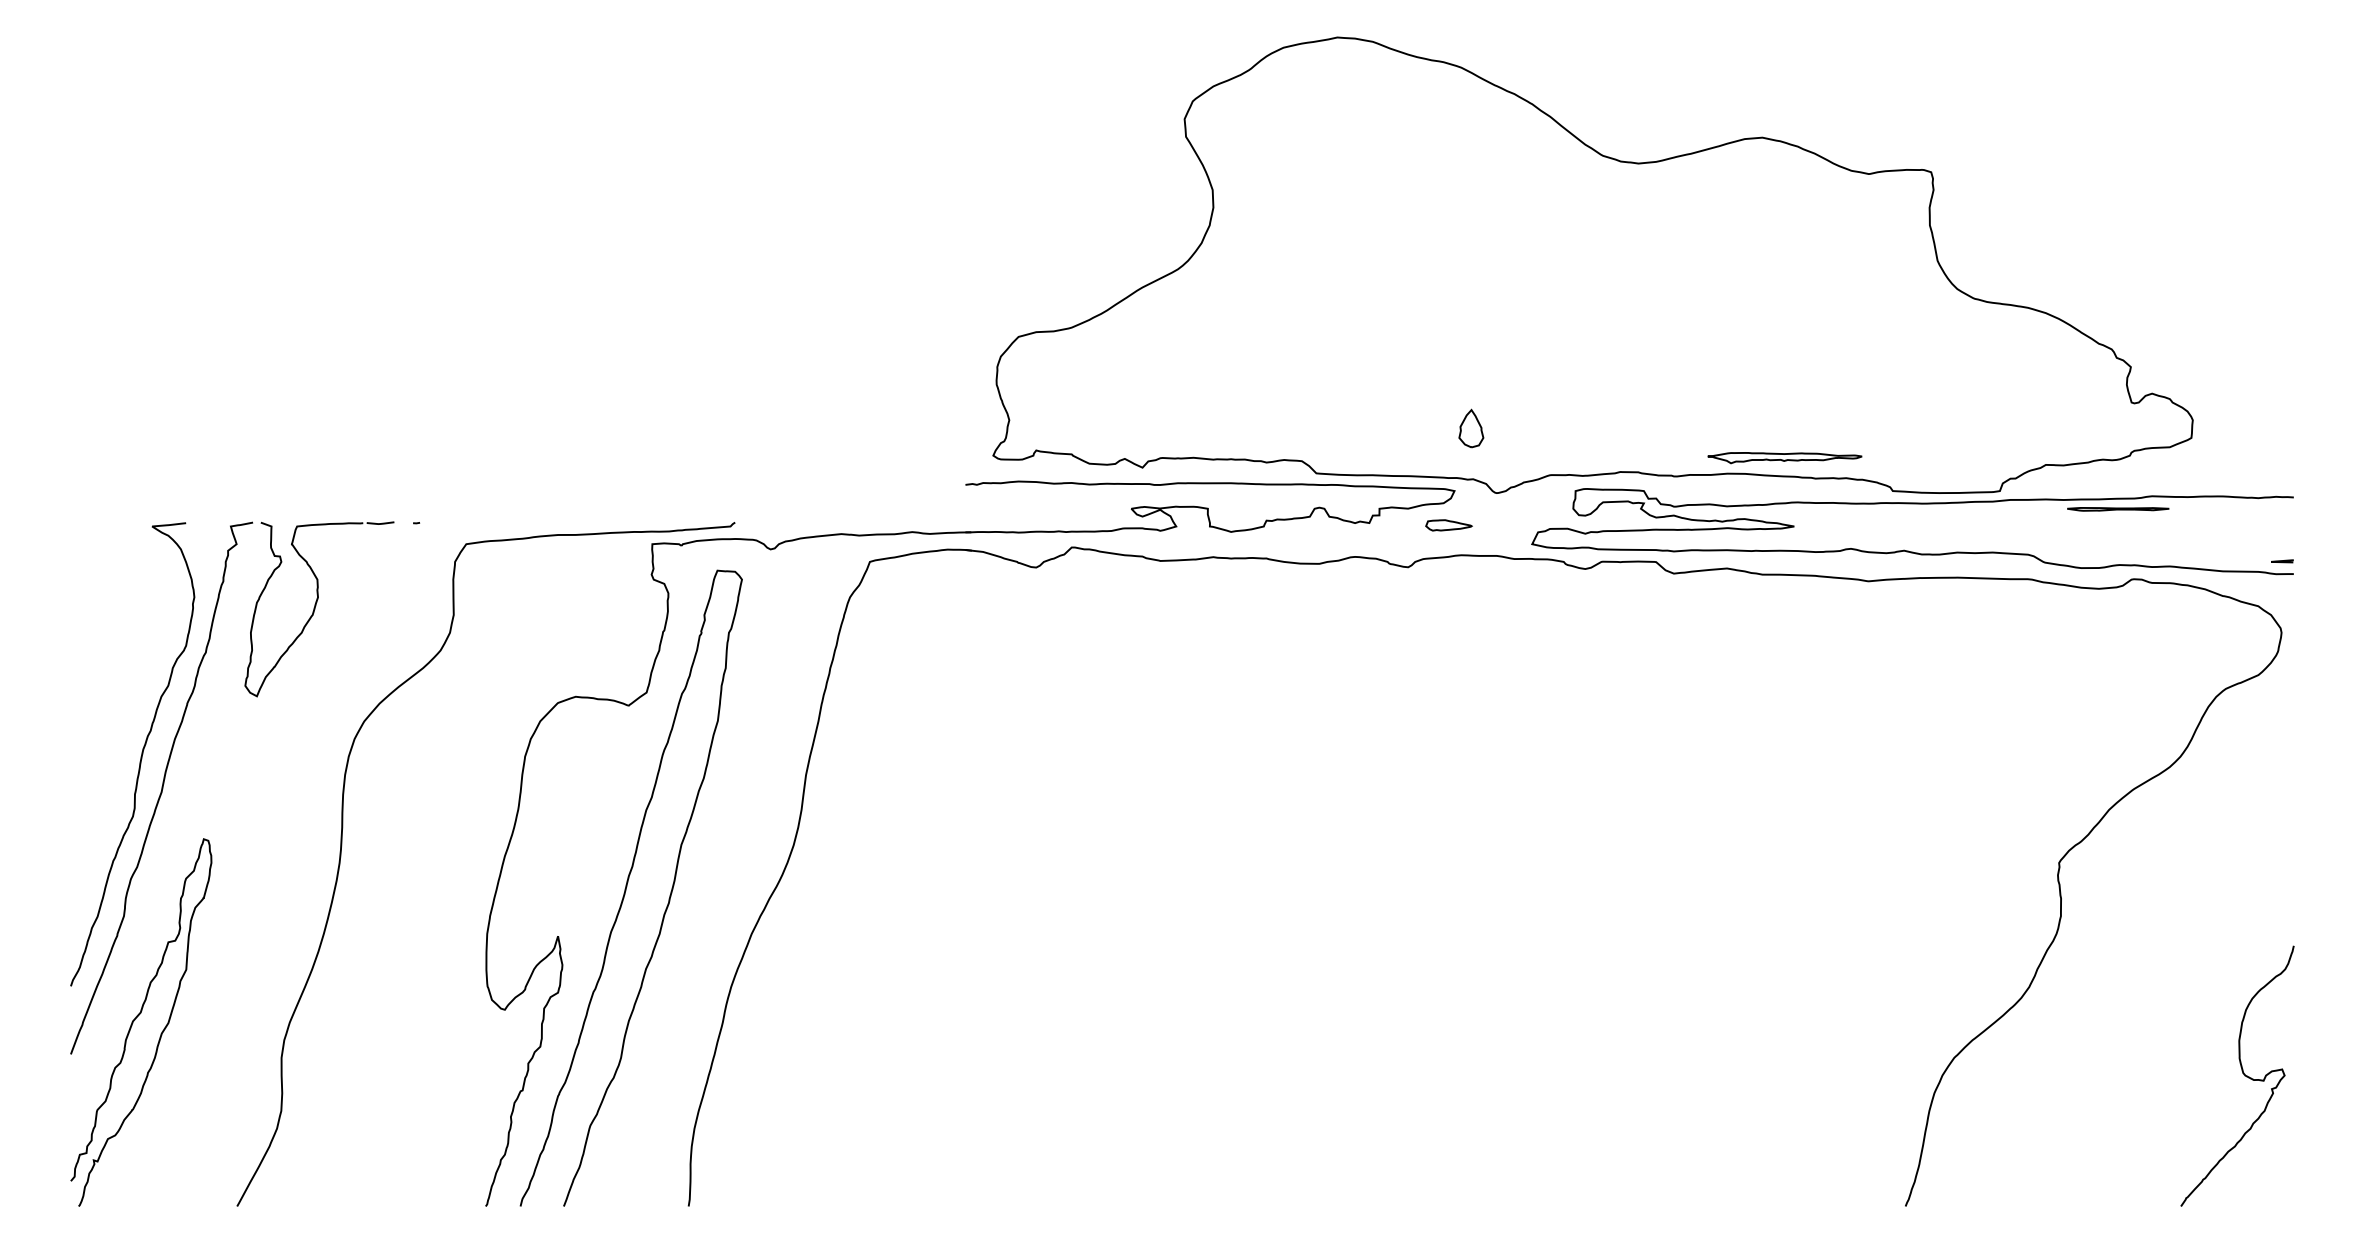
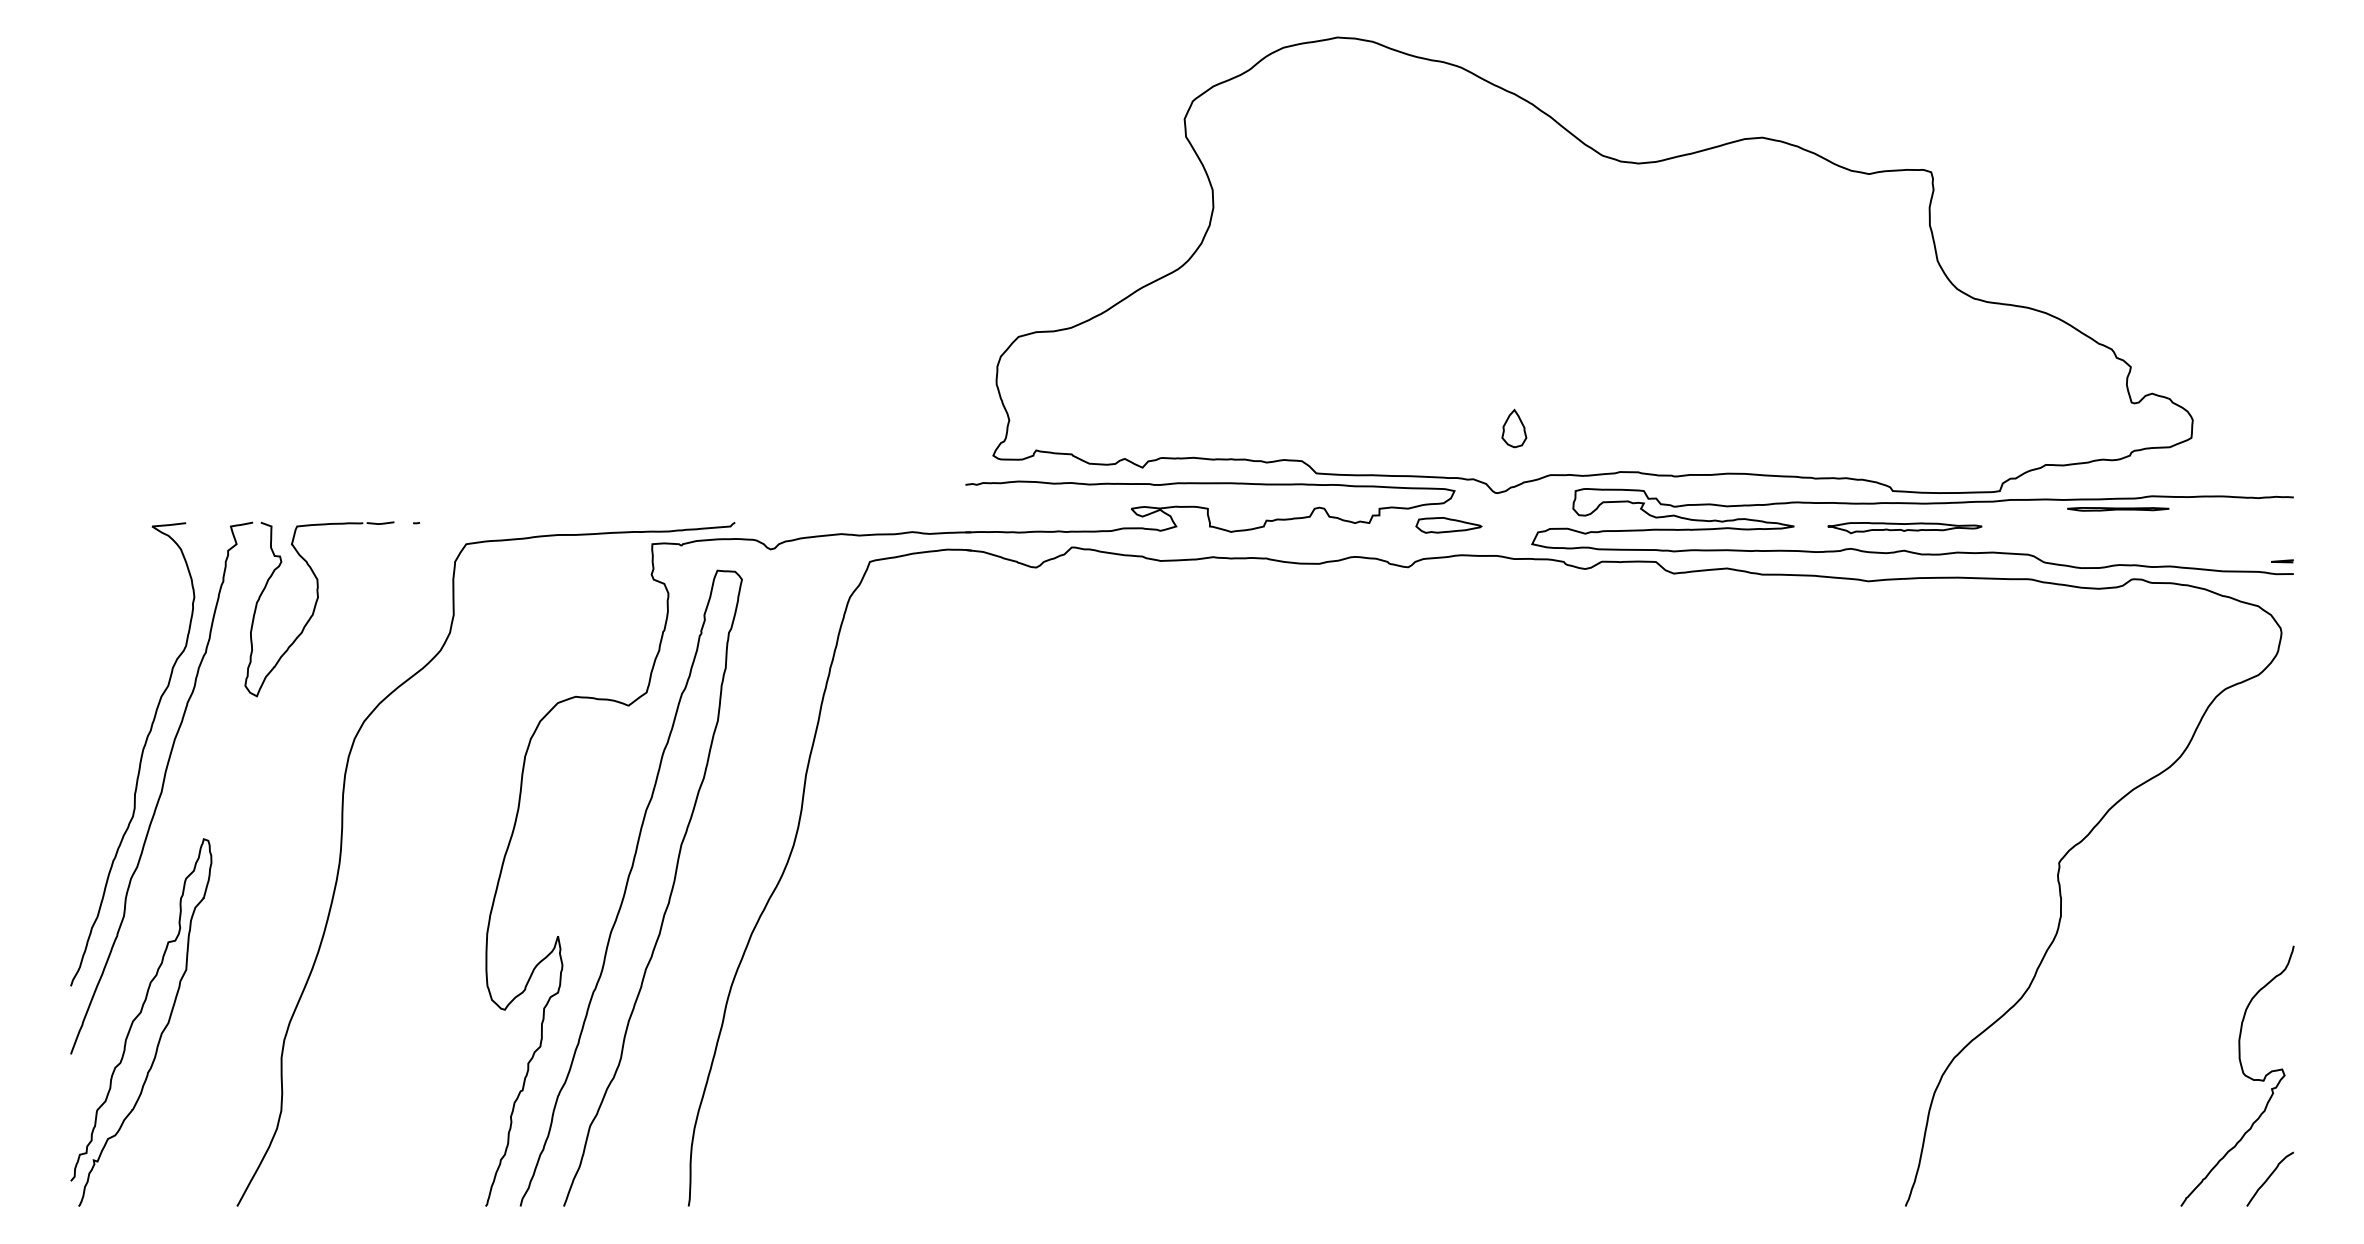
part position: (1471, 428) -> (1514, 428) (1514, 428)
part position: (1784, 458) -> (1904, 528) (1904, 528)
part size: 48x13 px -> 68x17 px (1448, 525)
curve: none -> present (2269, 1178)
